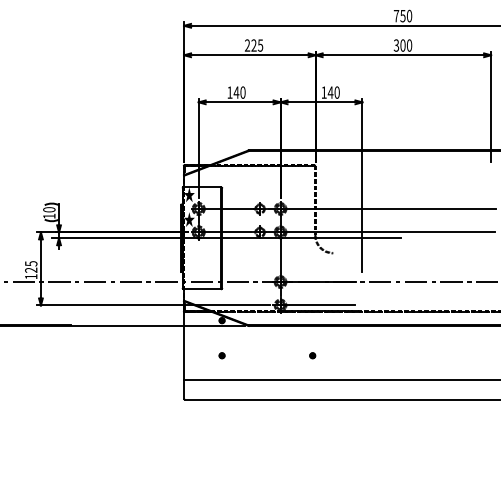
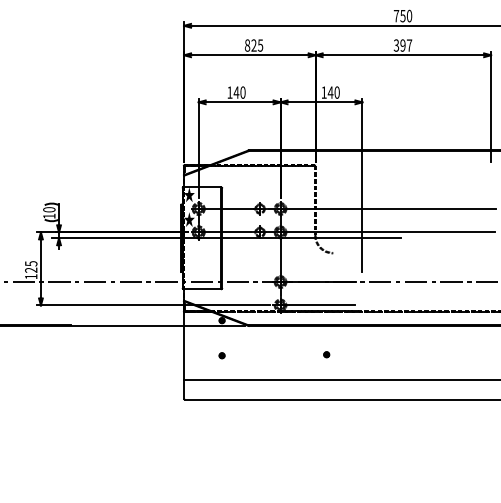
text: 225 -> 825 (247, 45)
text: 300 -> 397 (406, 45)
part position: (312, 355) -> (326, 354) (326, 354)
